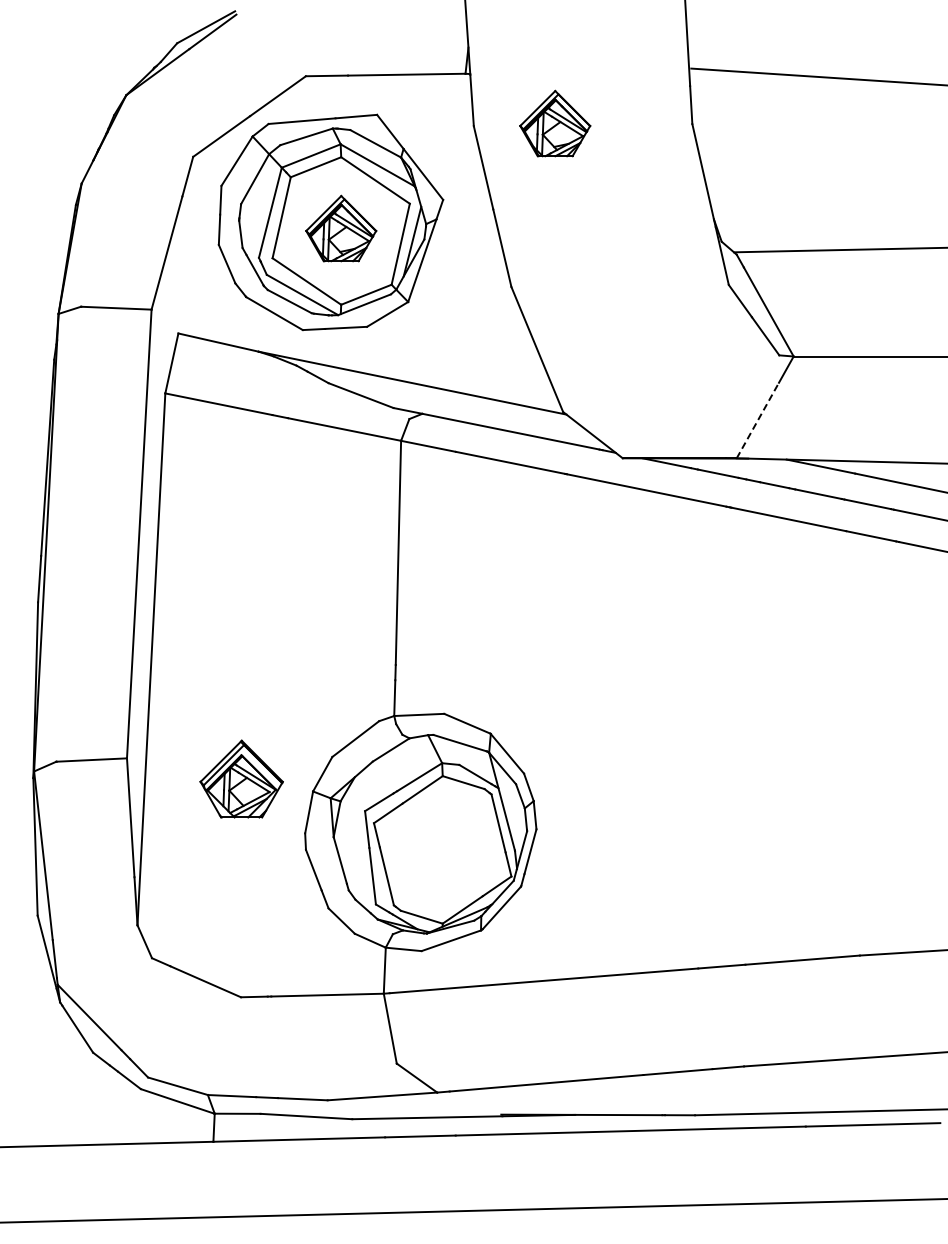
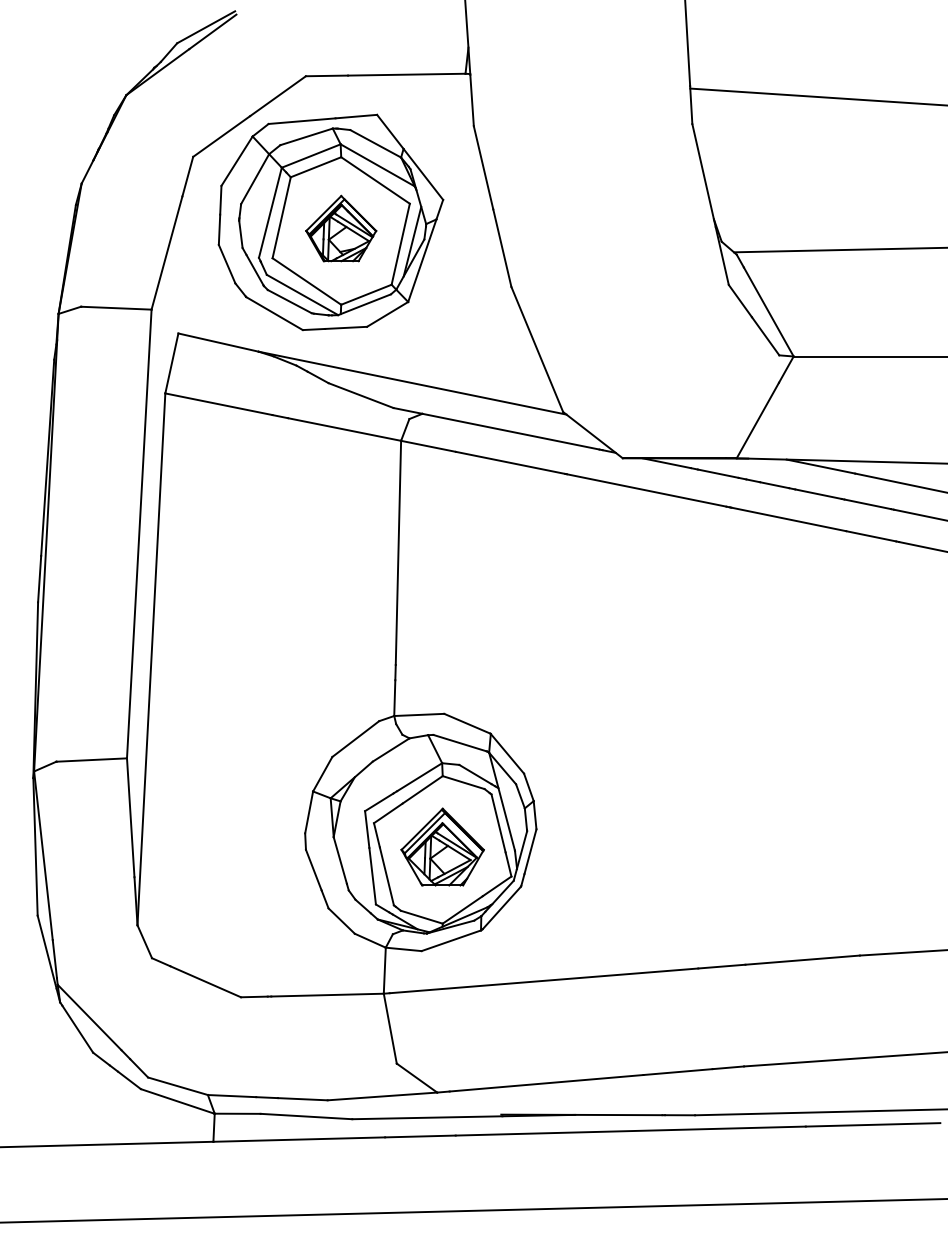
line position: (817, 76) -> (817, 96) (817, 96)
part: present -> none (555, 123)
line: dashed -> solid (758, 420)
part position: (241, 778) -> (442, 846) (442, 846)
